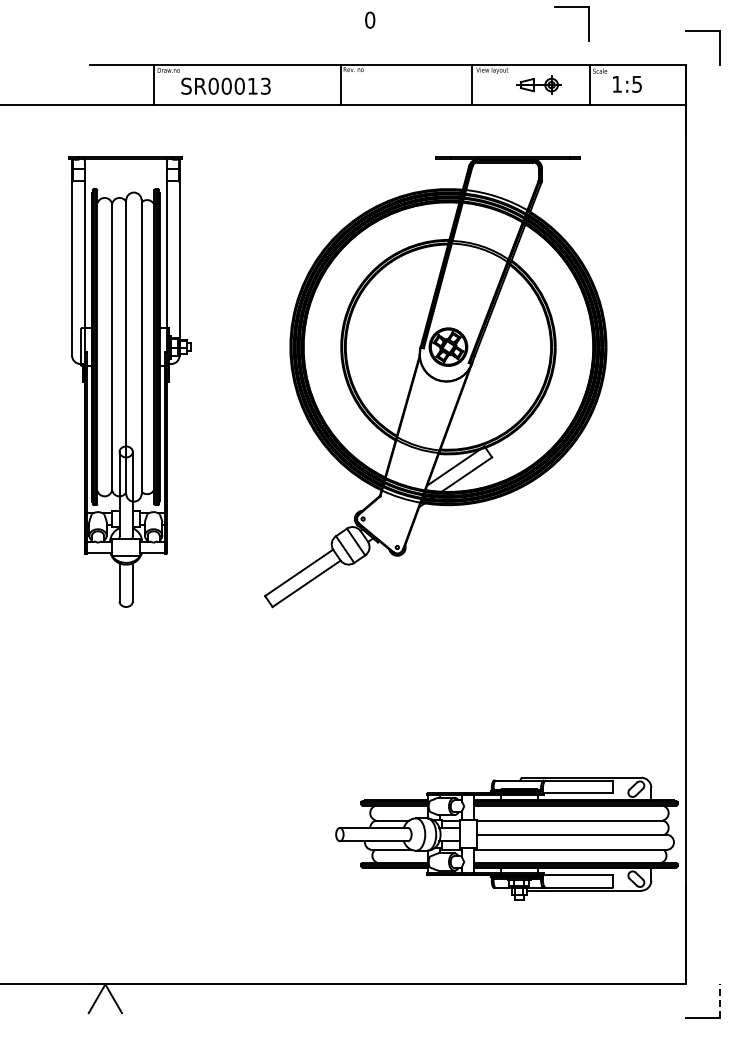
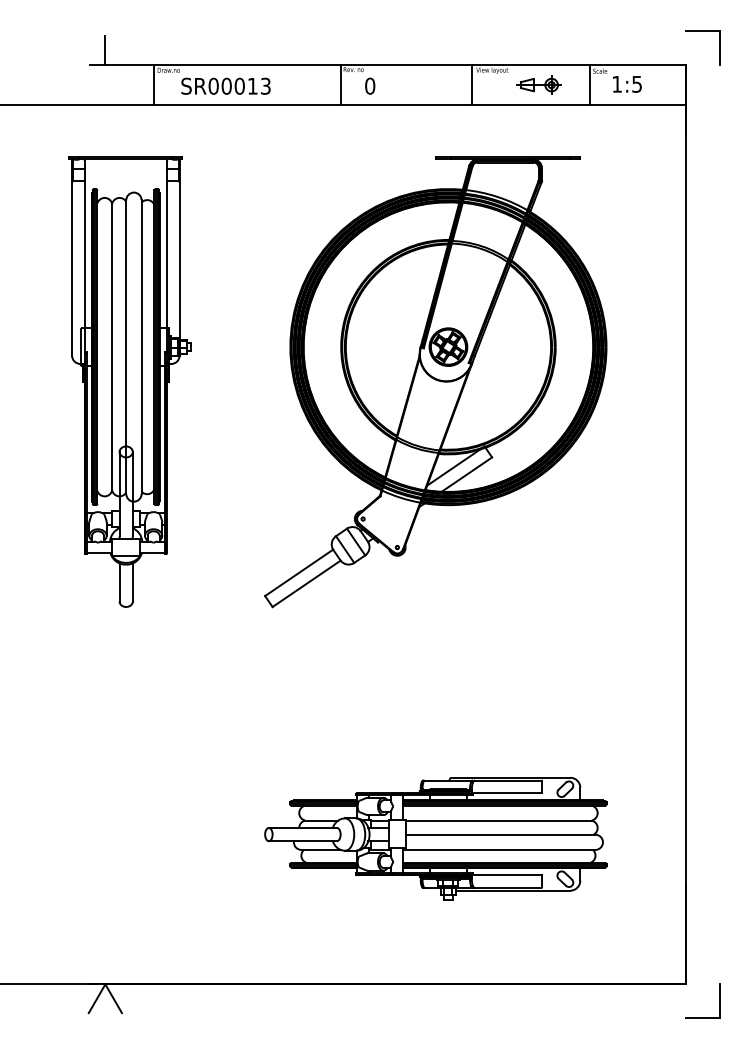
part: present -> none (571, 7)
text position: (370, 19) -> (370, 85) (370, 85)
line: none -> present (105, 49)
part position: (506, 838) -> (435, 838) (435, 838)
line: dashed -> solid (719, 1000)
